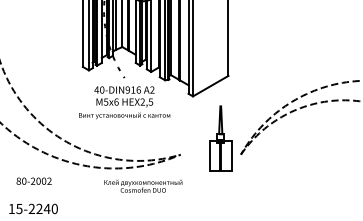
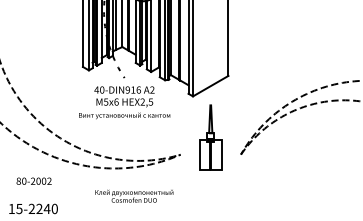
part position: (220, 138) -> (210, 137) (210, 137)
text position: (143, 185) -> (134, 195) (134, 195)
